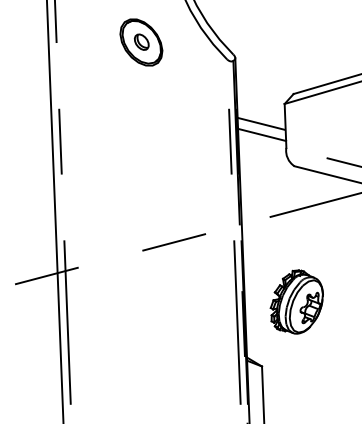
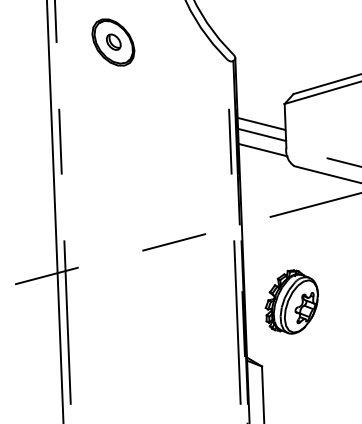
part position: (141, 42) -> (113, 42) (113, 42)
line: none -> present (262, 149)
part position: (296, 301) -> (291, 301) (291, 301)
